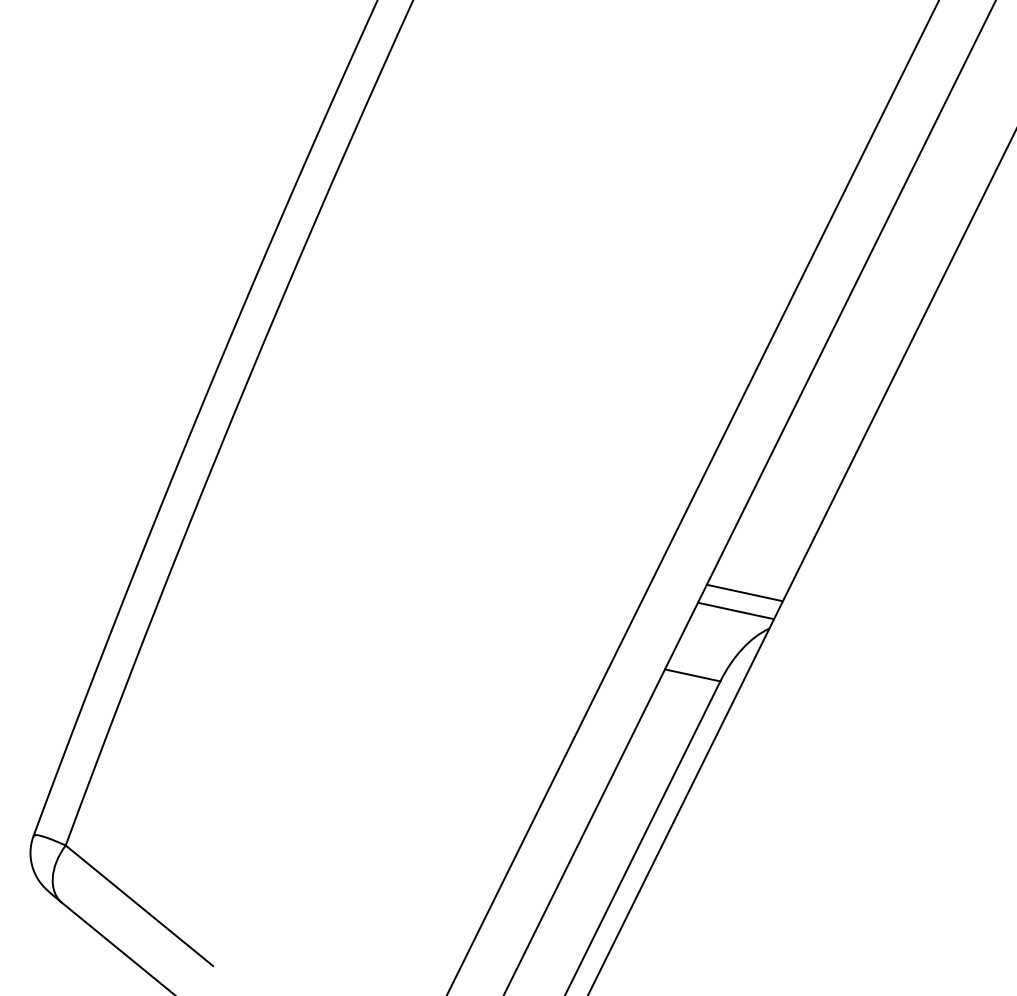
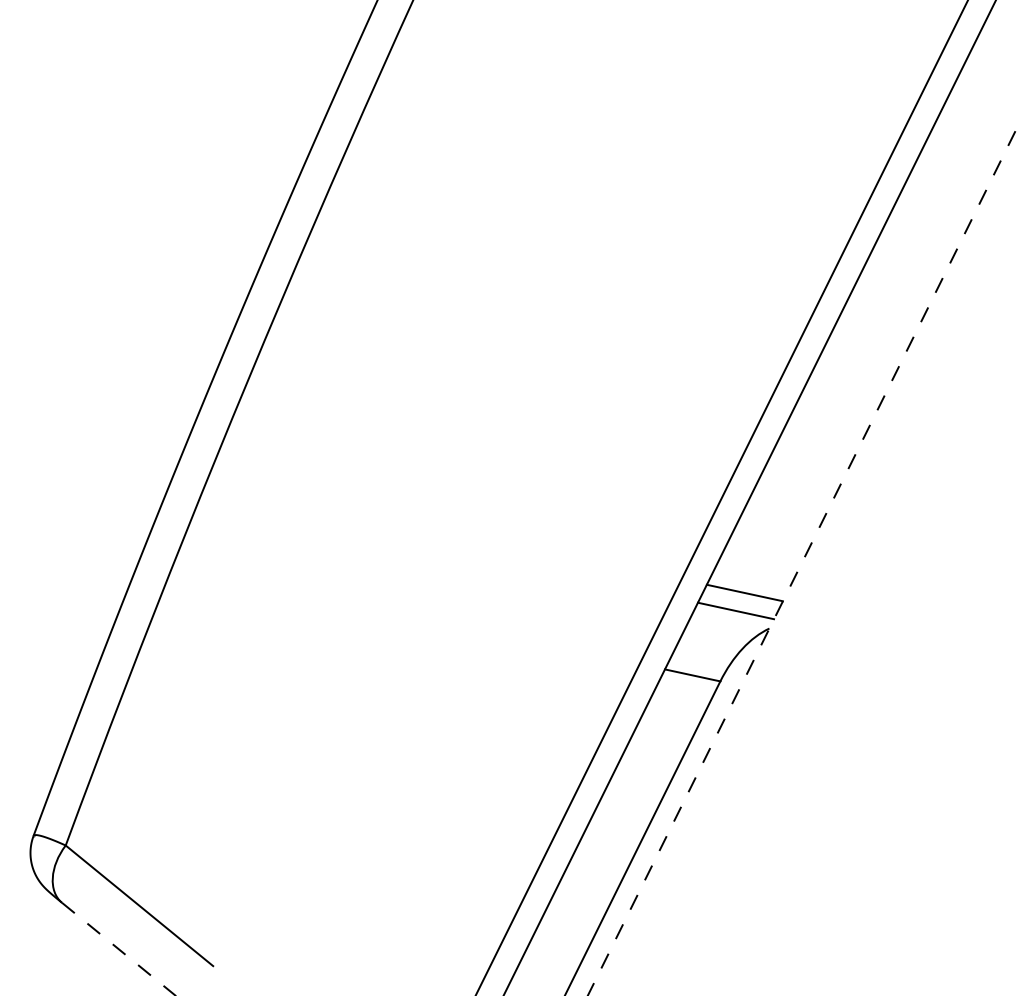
line position: (693, 497) -> (722, 497) (722, 497)
line: solid -> dashed (802, 562)
line: solid -> dashed (119, 949)
